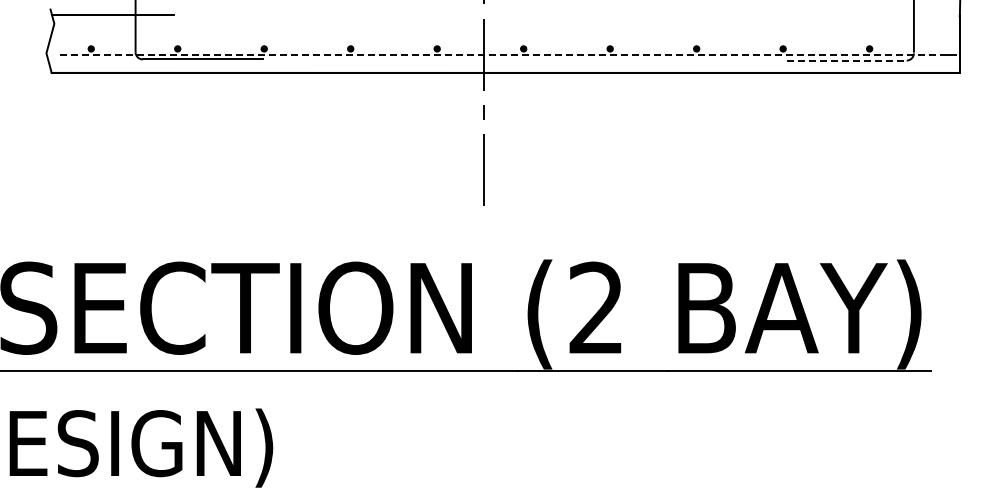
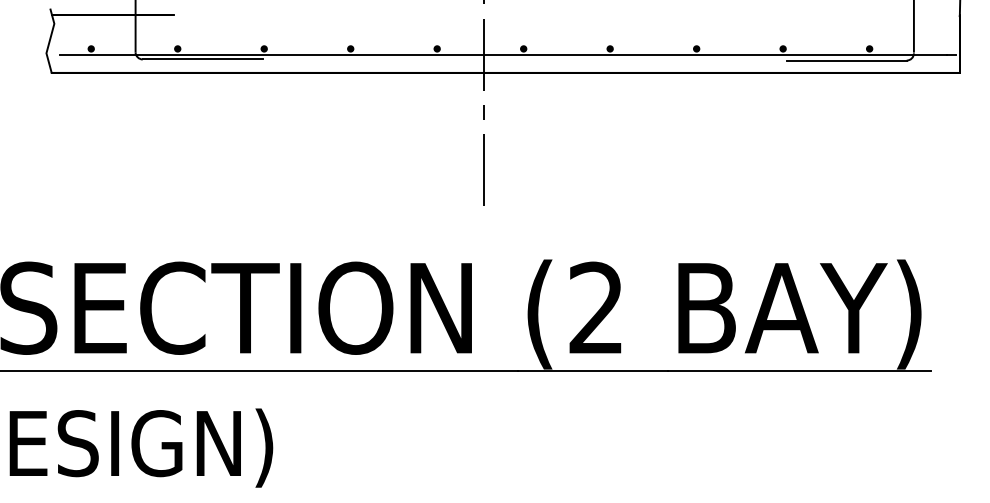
line: dashed -> solid (502, 54)
line: dashed -> solid (846, 60)
